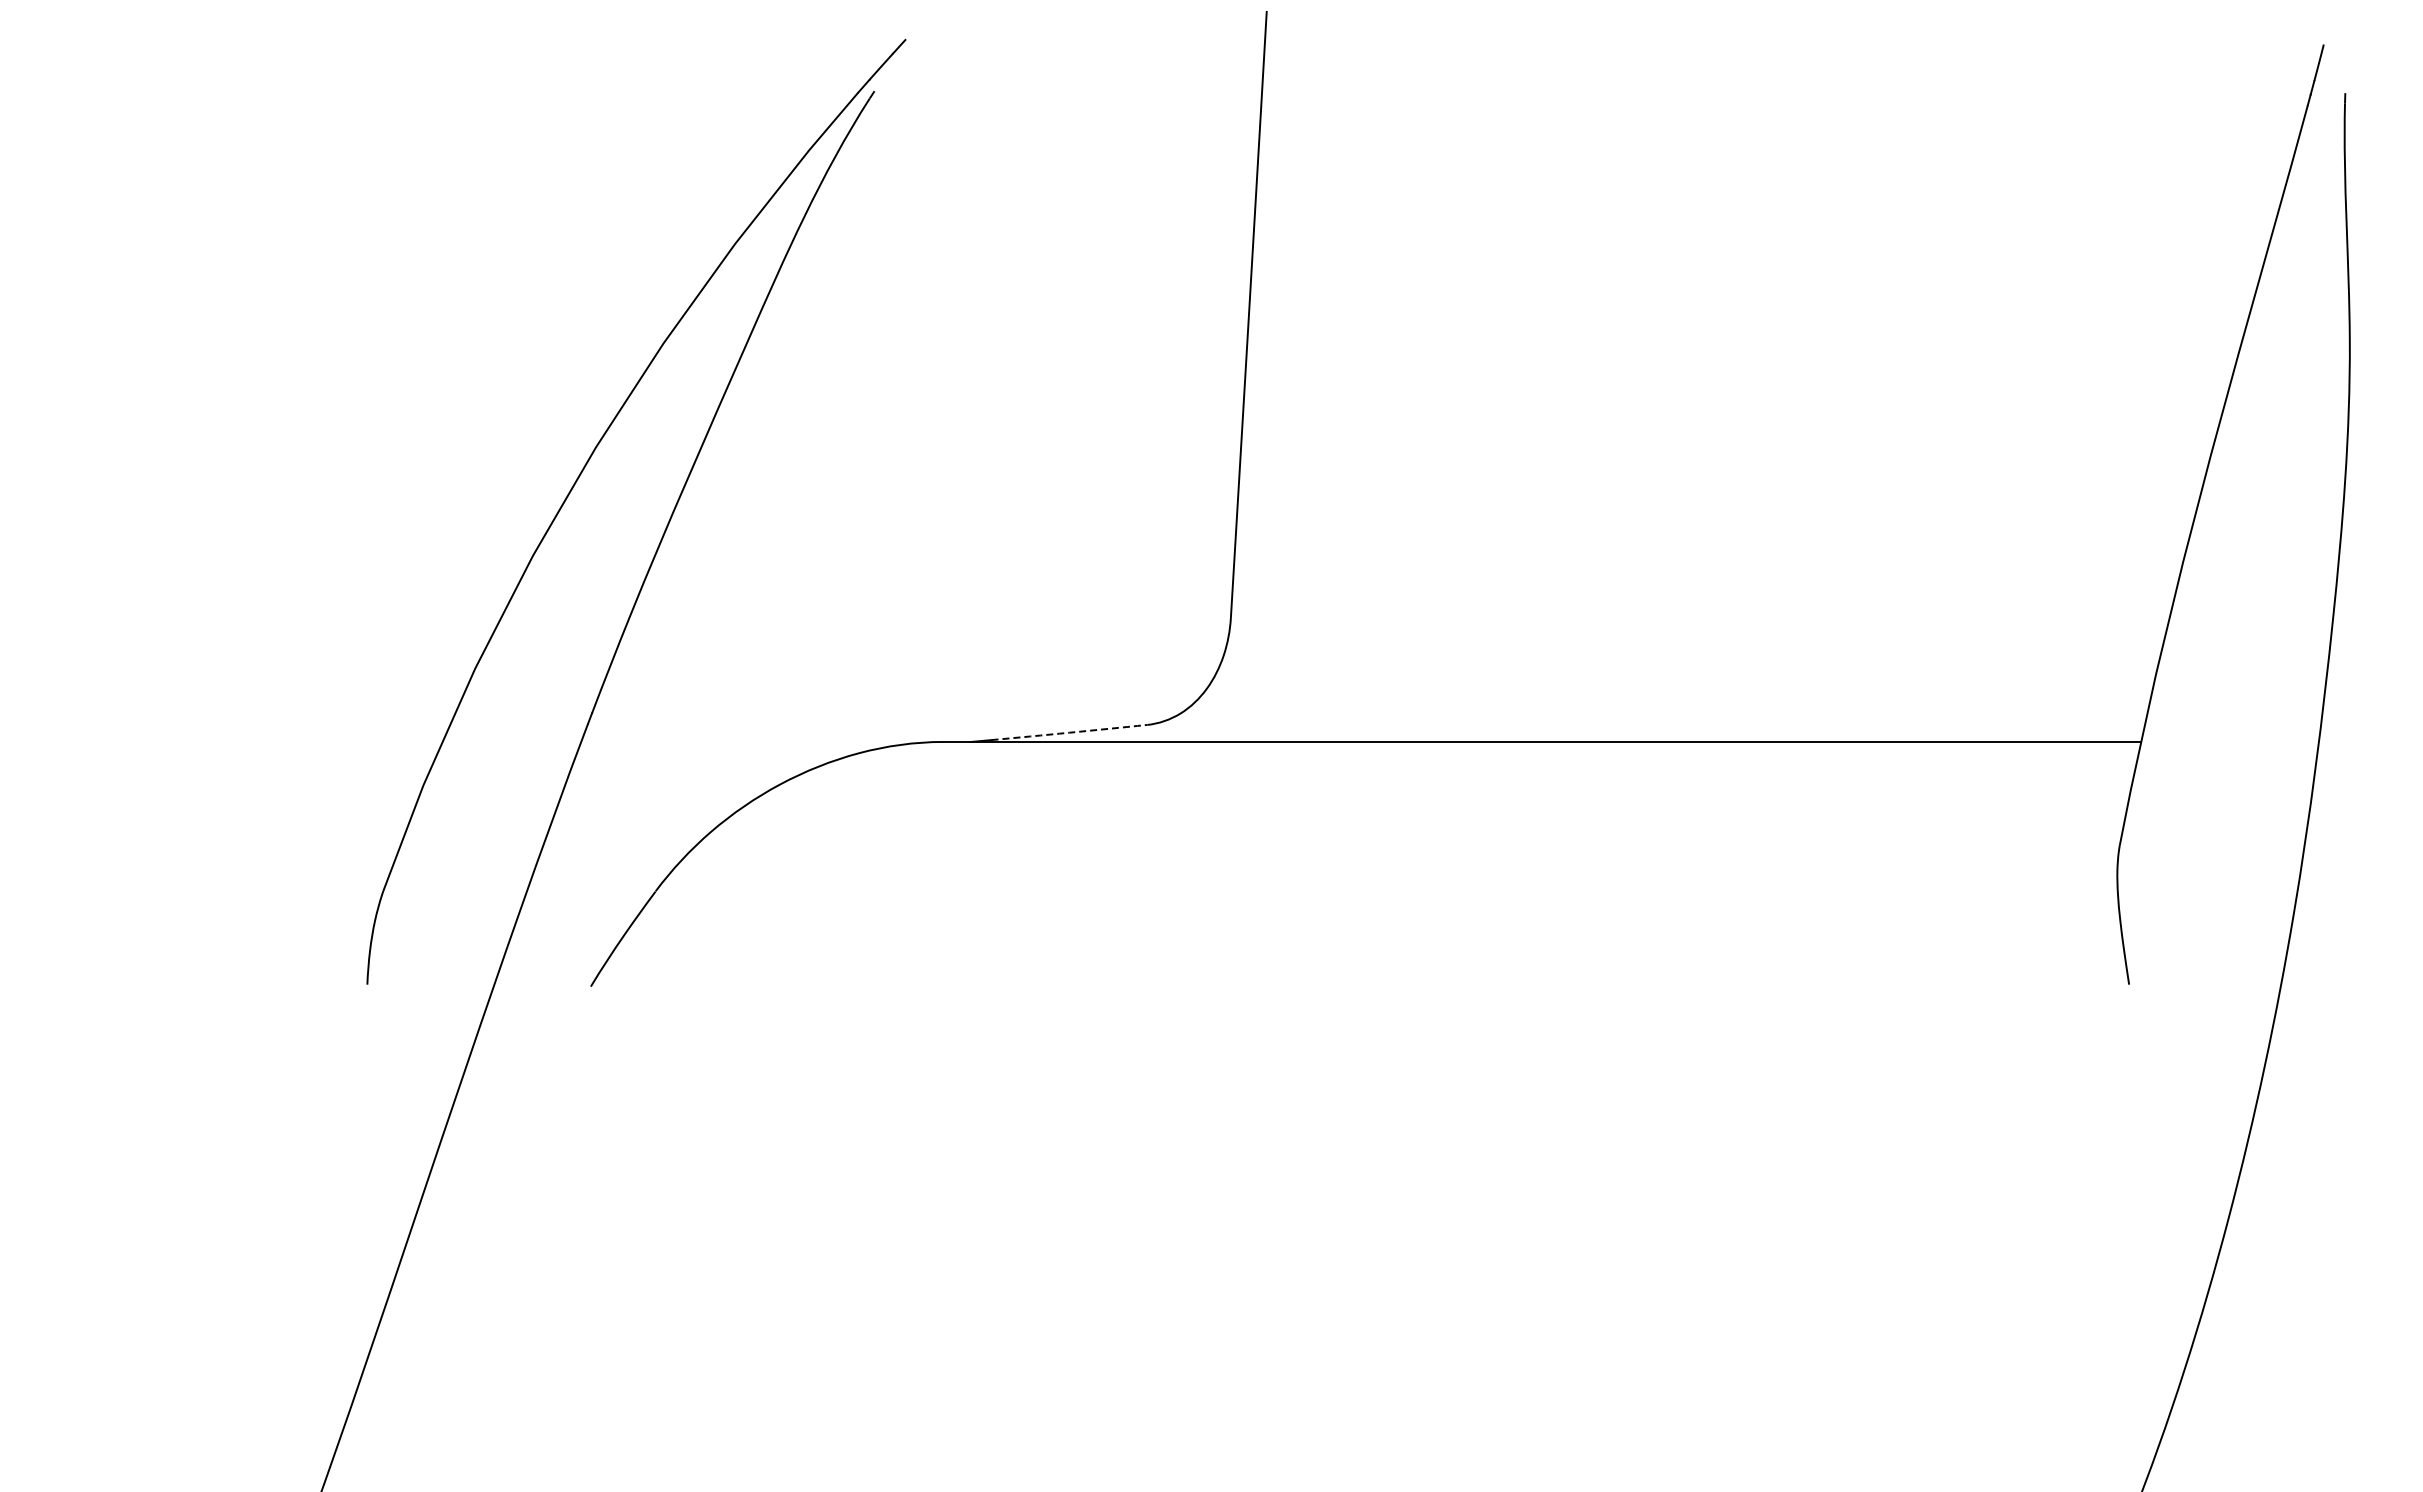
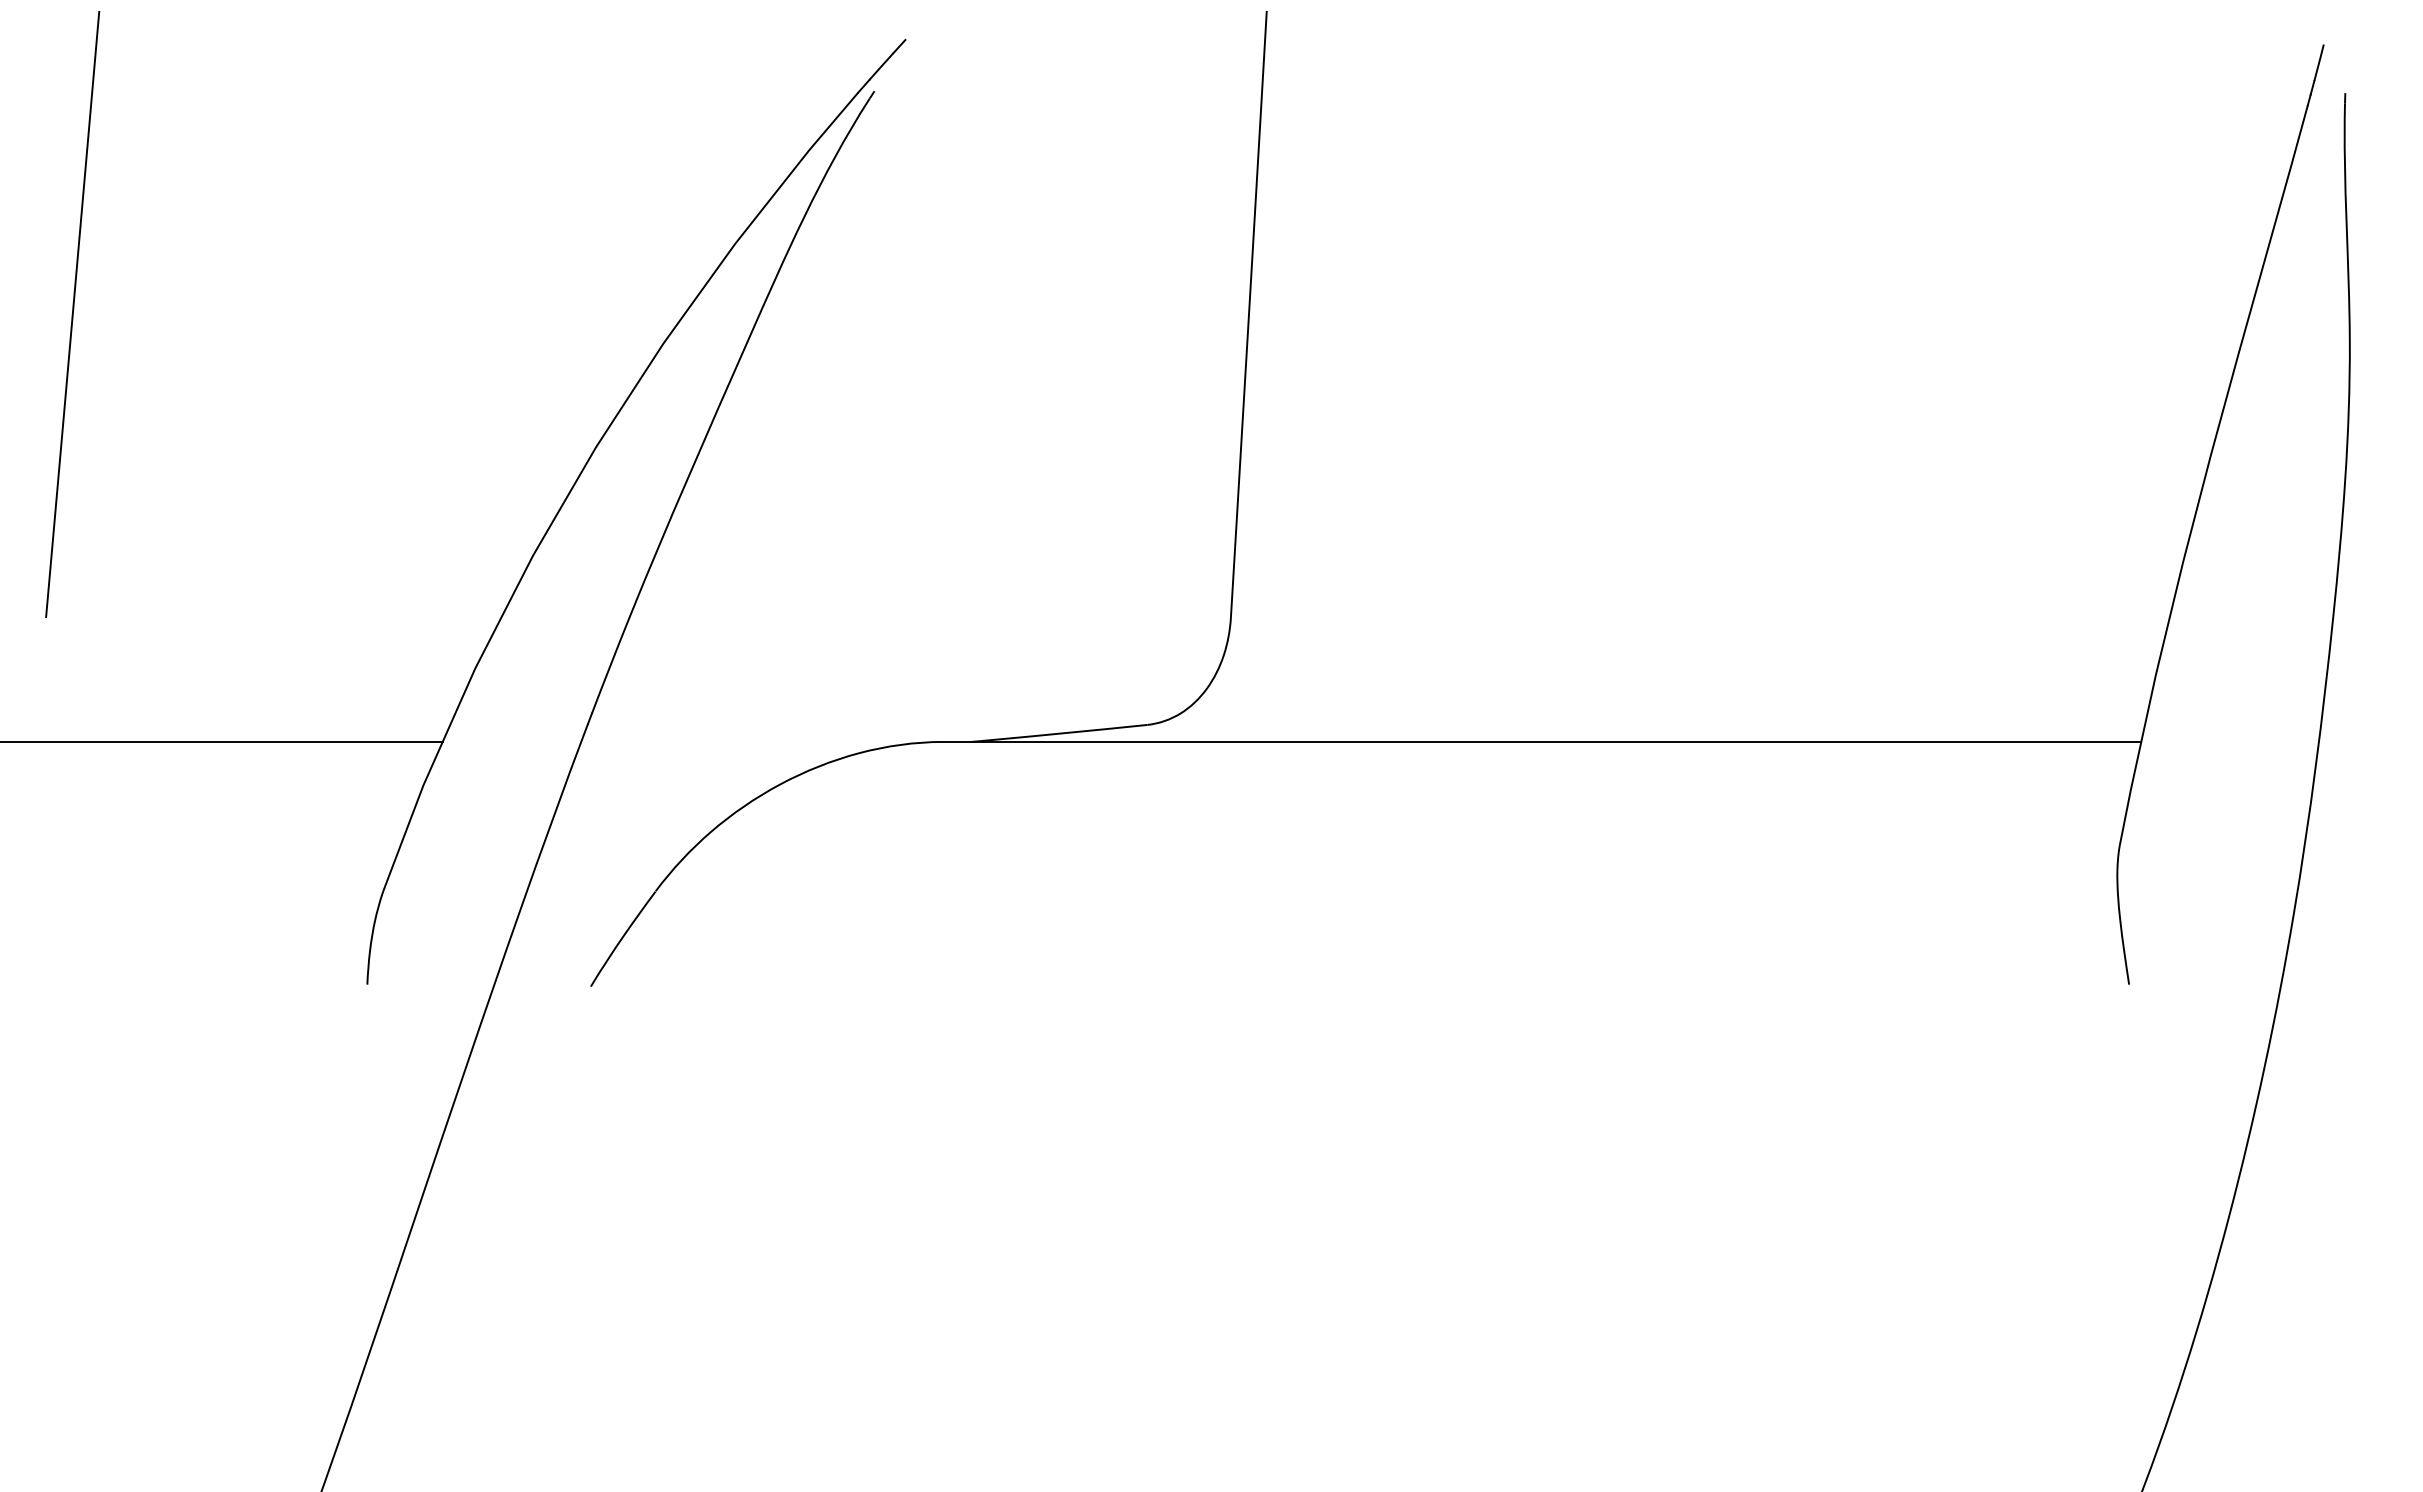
line: none -> present (72, 314)
arc: dashed -> solid (1069, 732)
line: none -> present (222, 741)
